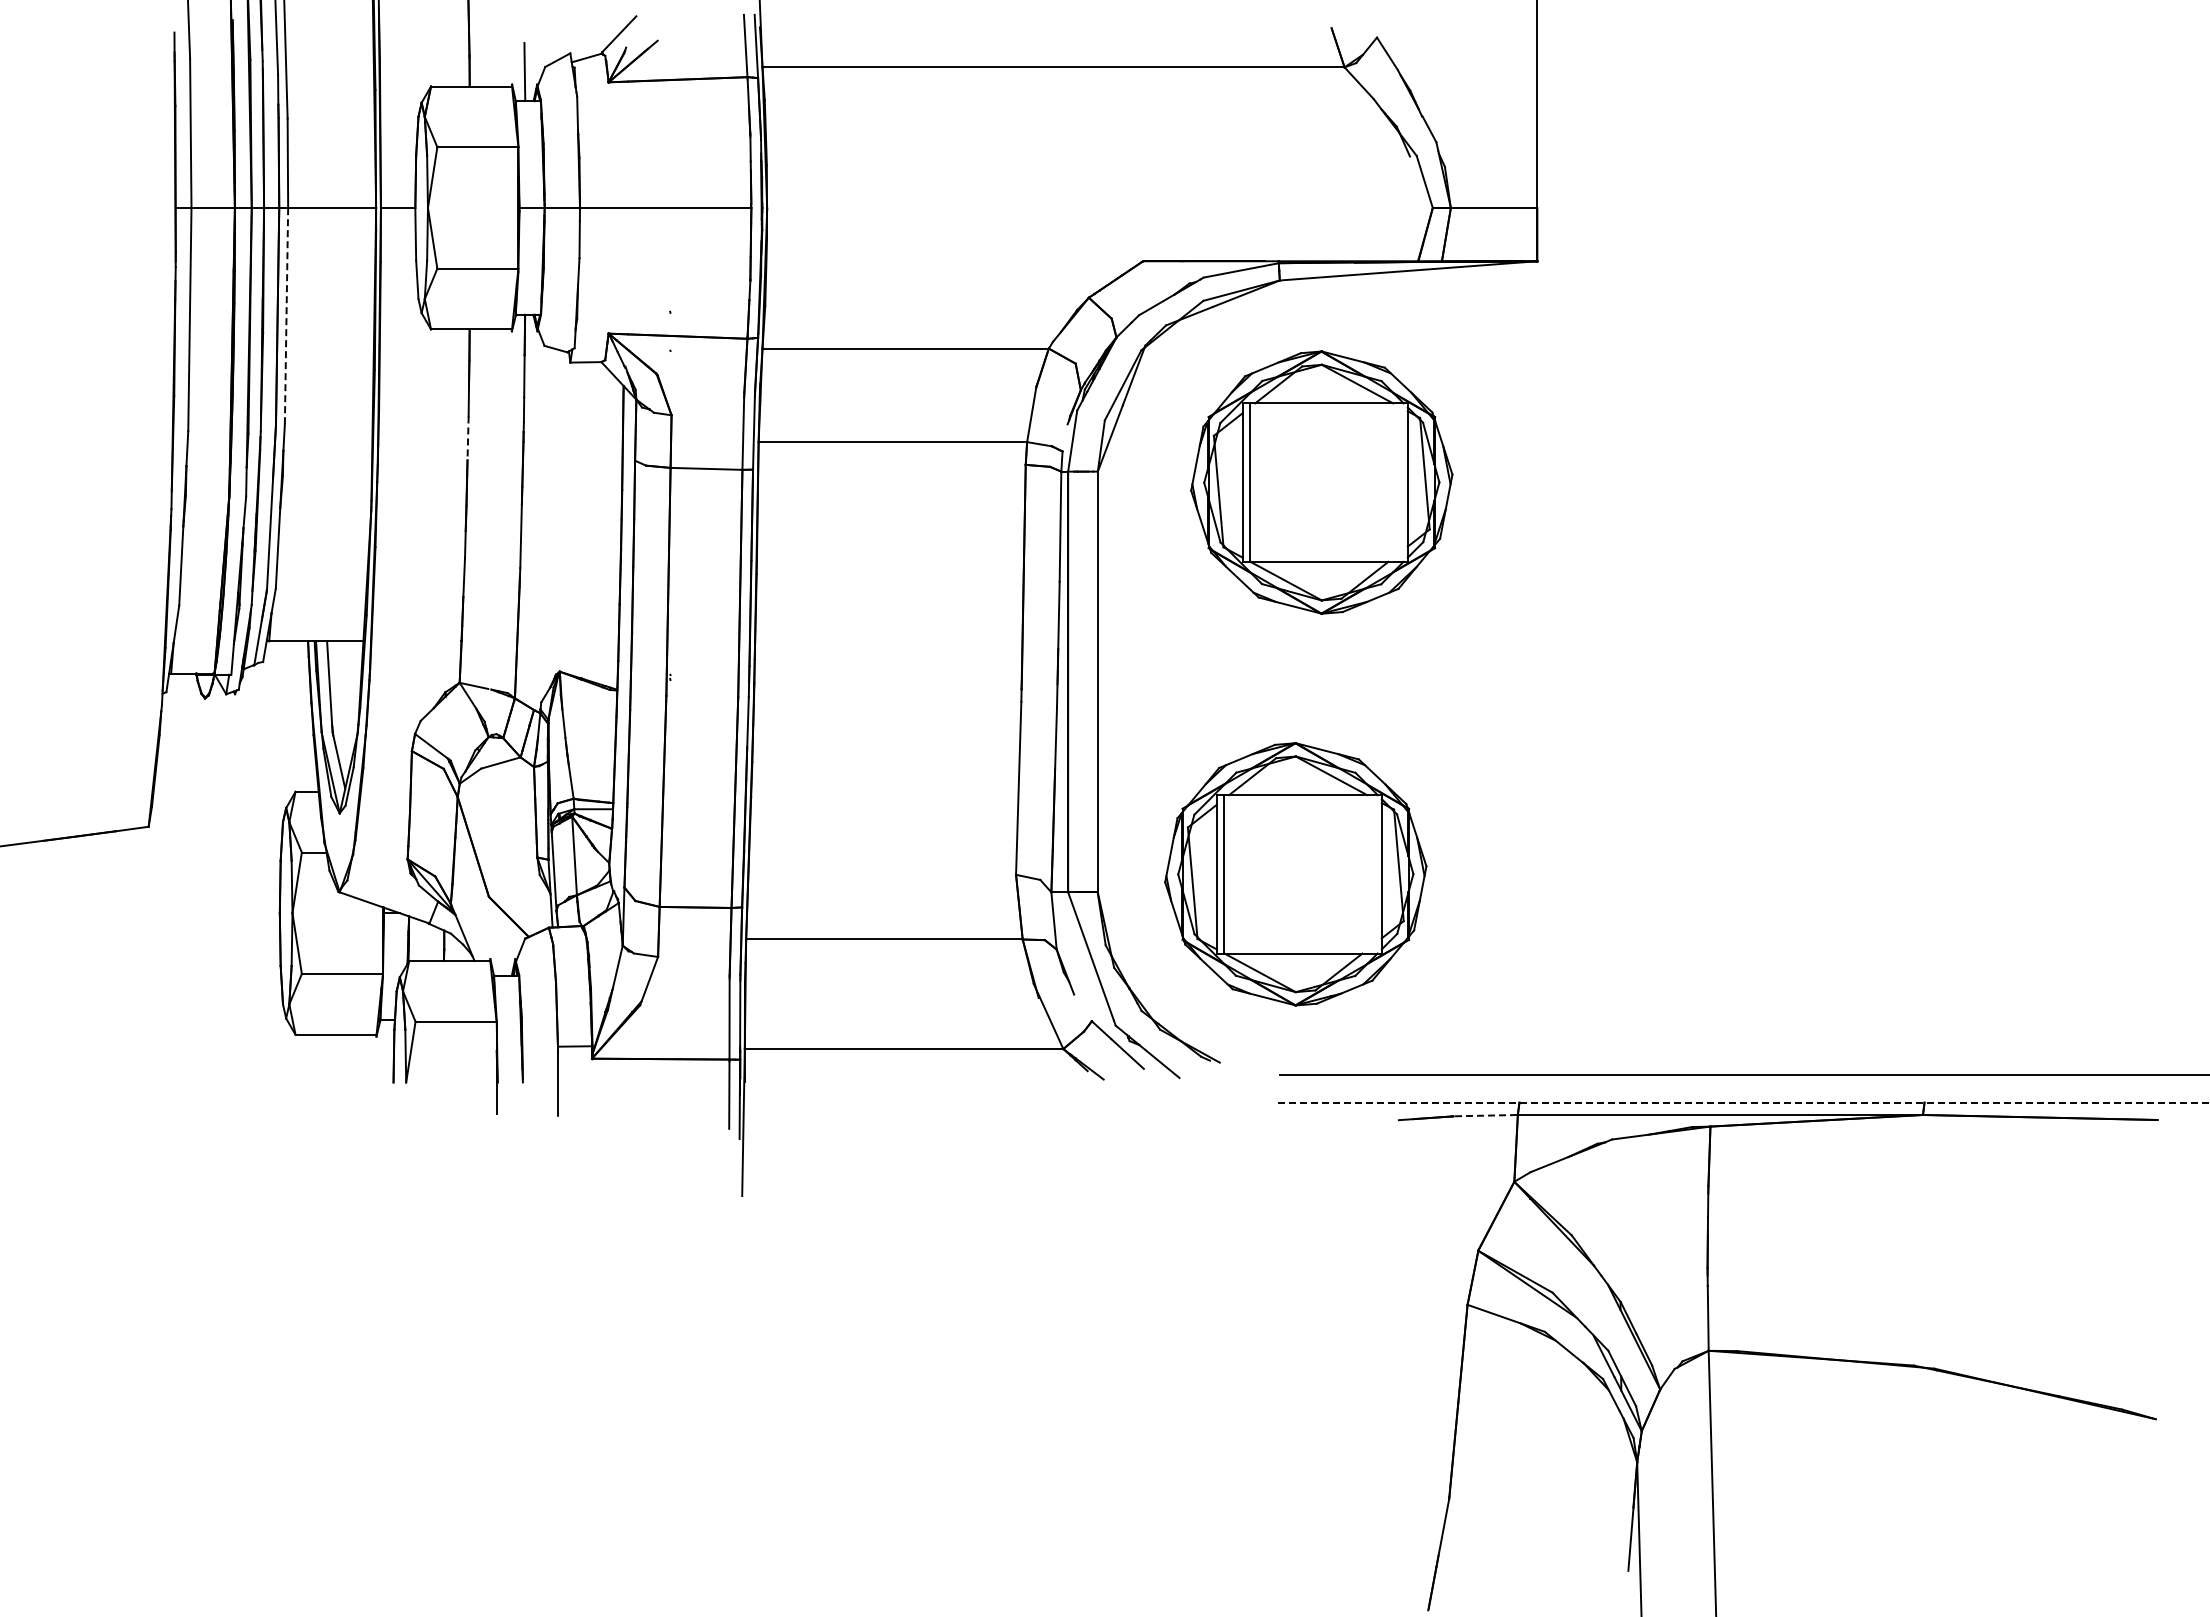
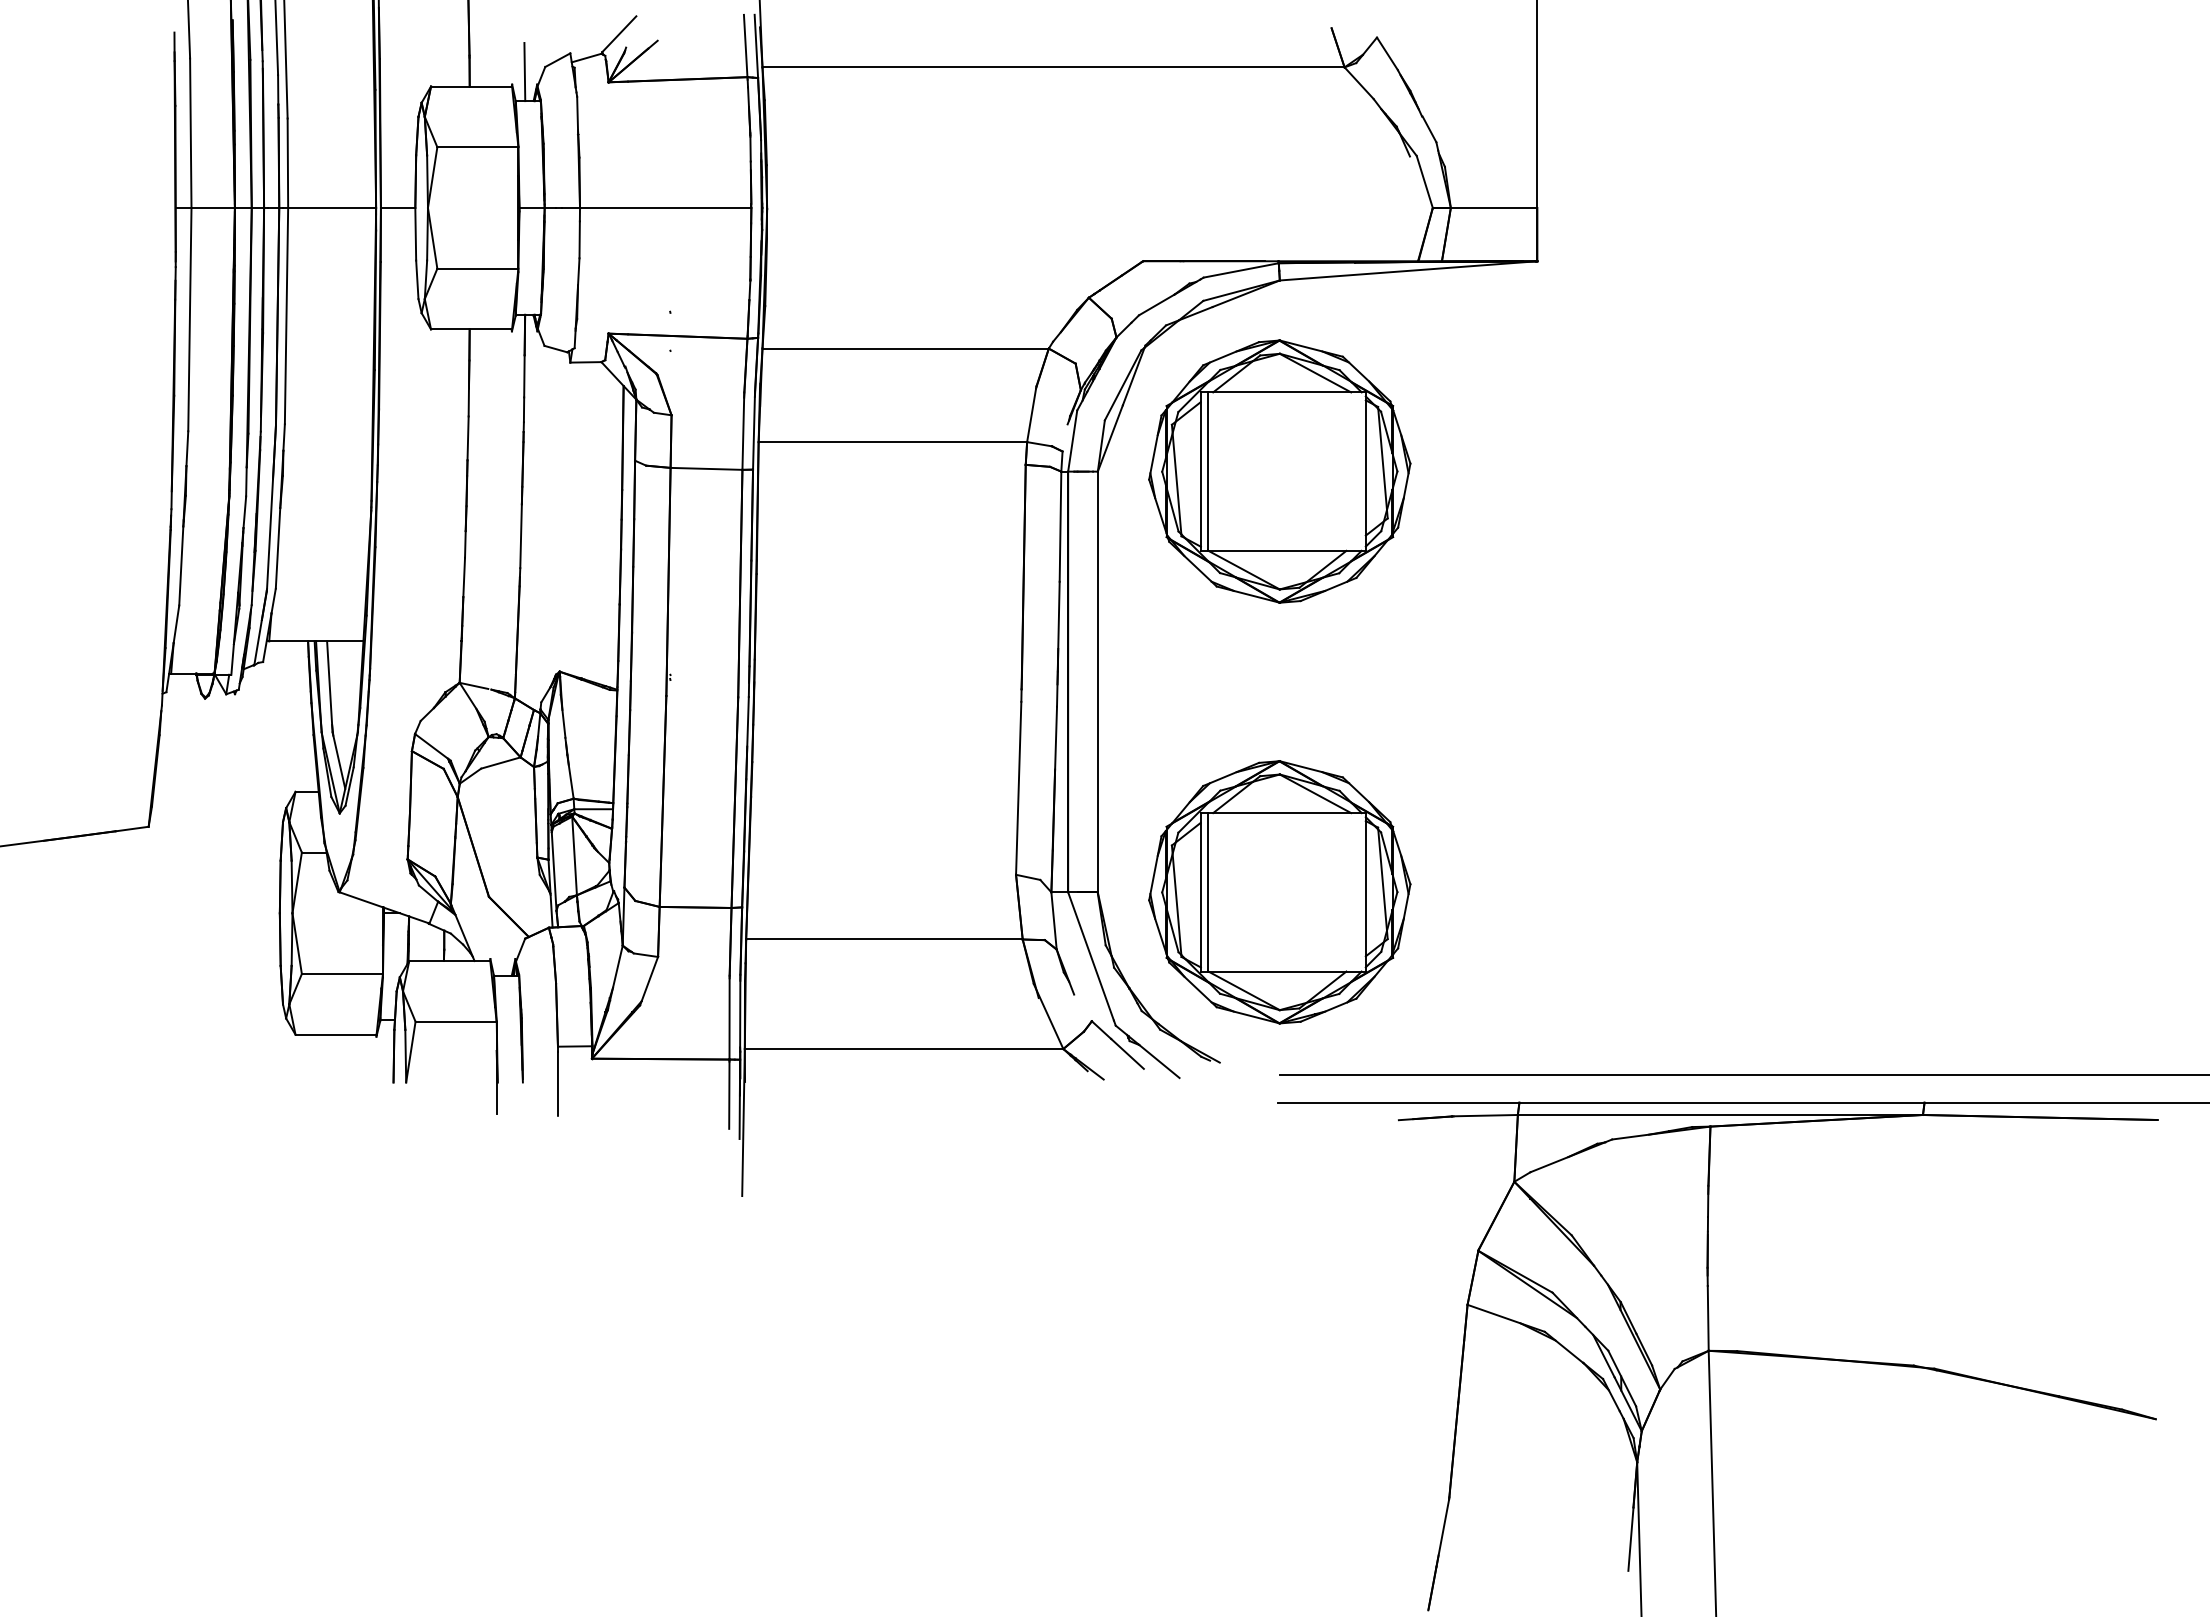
line: dashed -> solid (286, 315)
line: dashed -> solid (468, 438)
part position: (1321, 482) -> (1279, 471) (1279, 471)
part position: (1295, 874) -> (1279, 892) (1279, 892)
line: dashed -> solid (1744, 1102)
line: dashed -> solid (1486, 1115)
